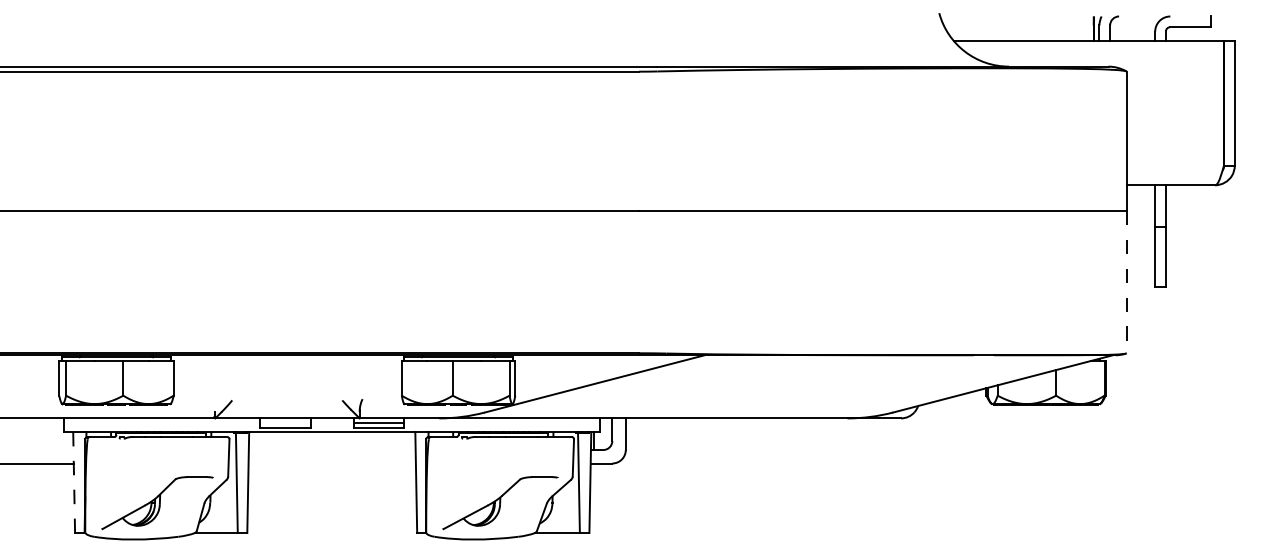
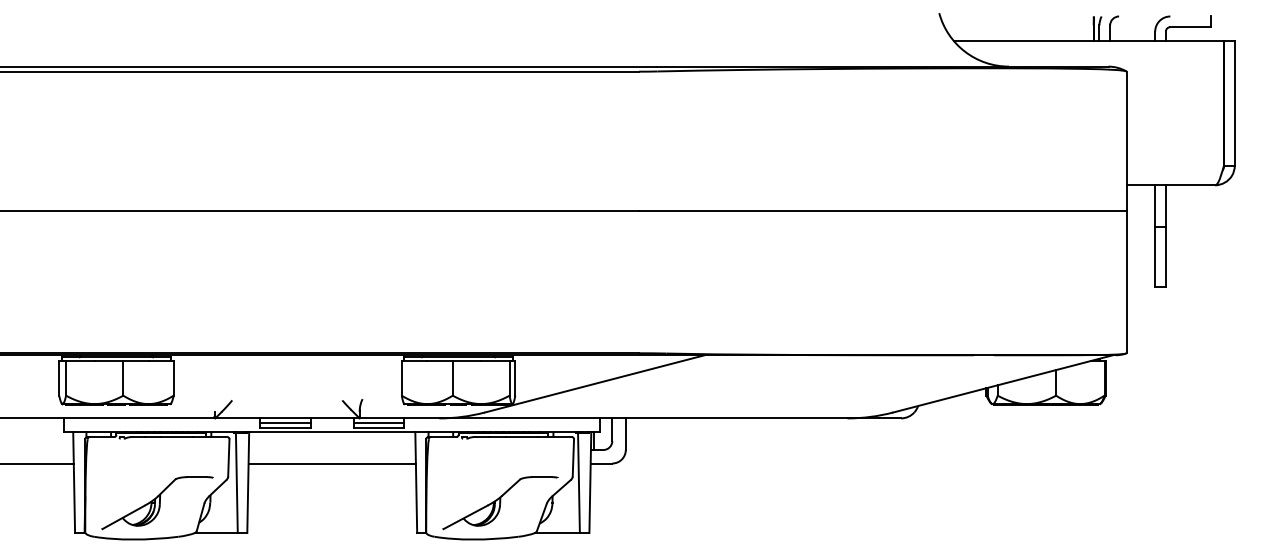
line: dashed -> solid (1126, 282)
line: none -> present (285, 423)
line: none -> present (331, 463)
line: dashed -> solid (74, 482)
